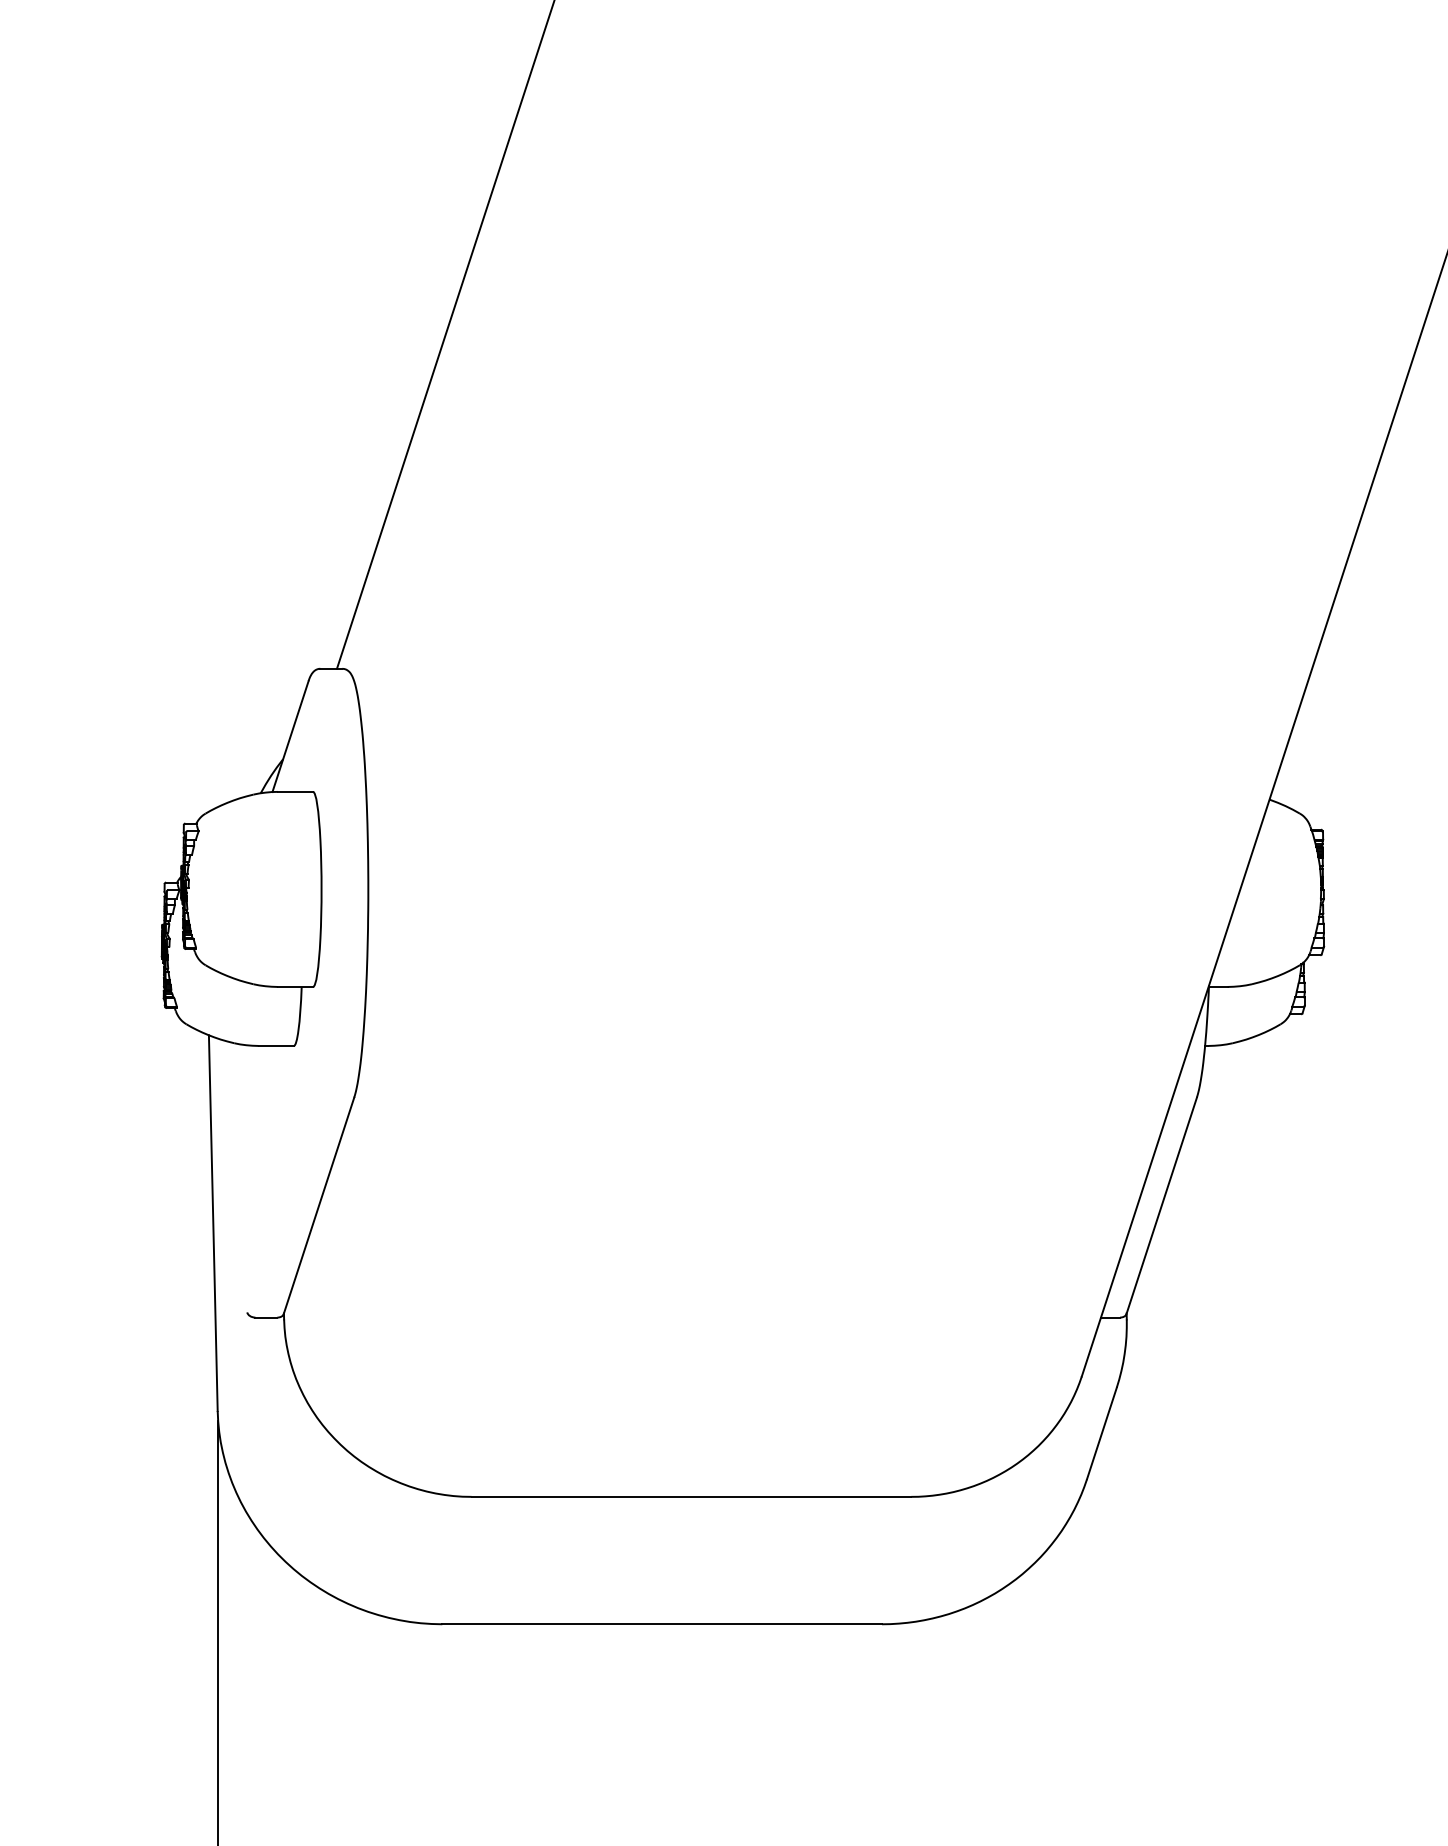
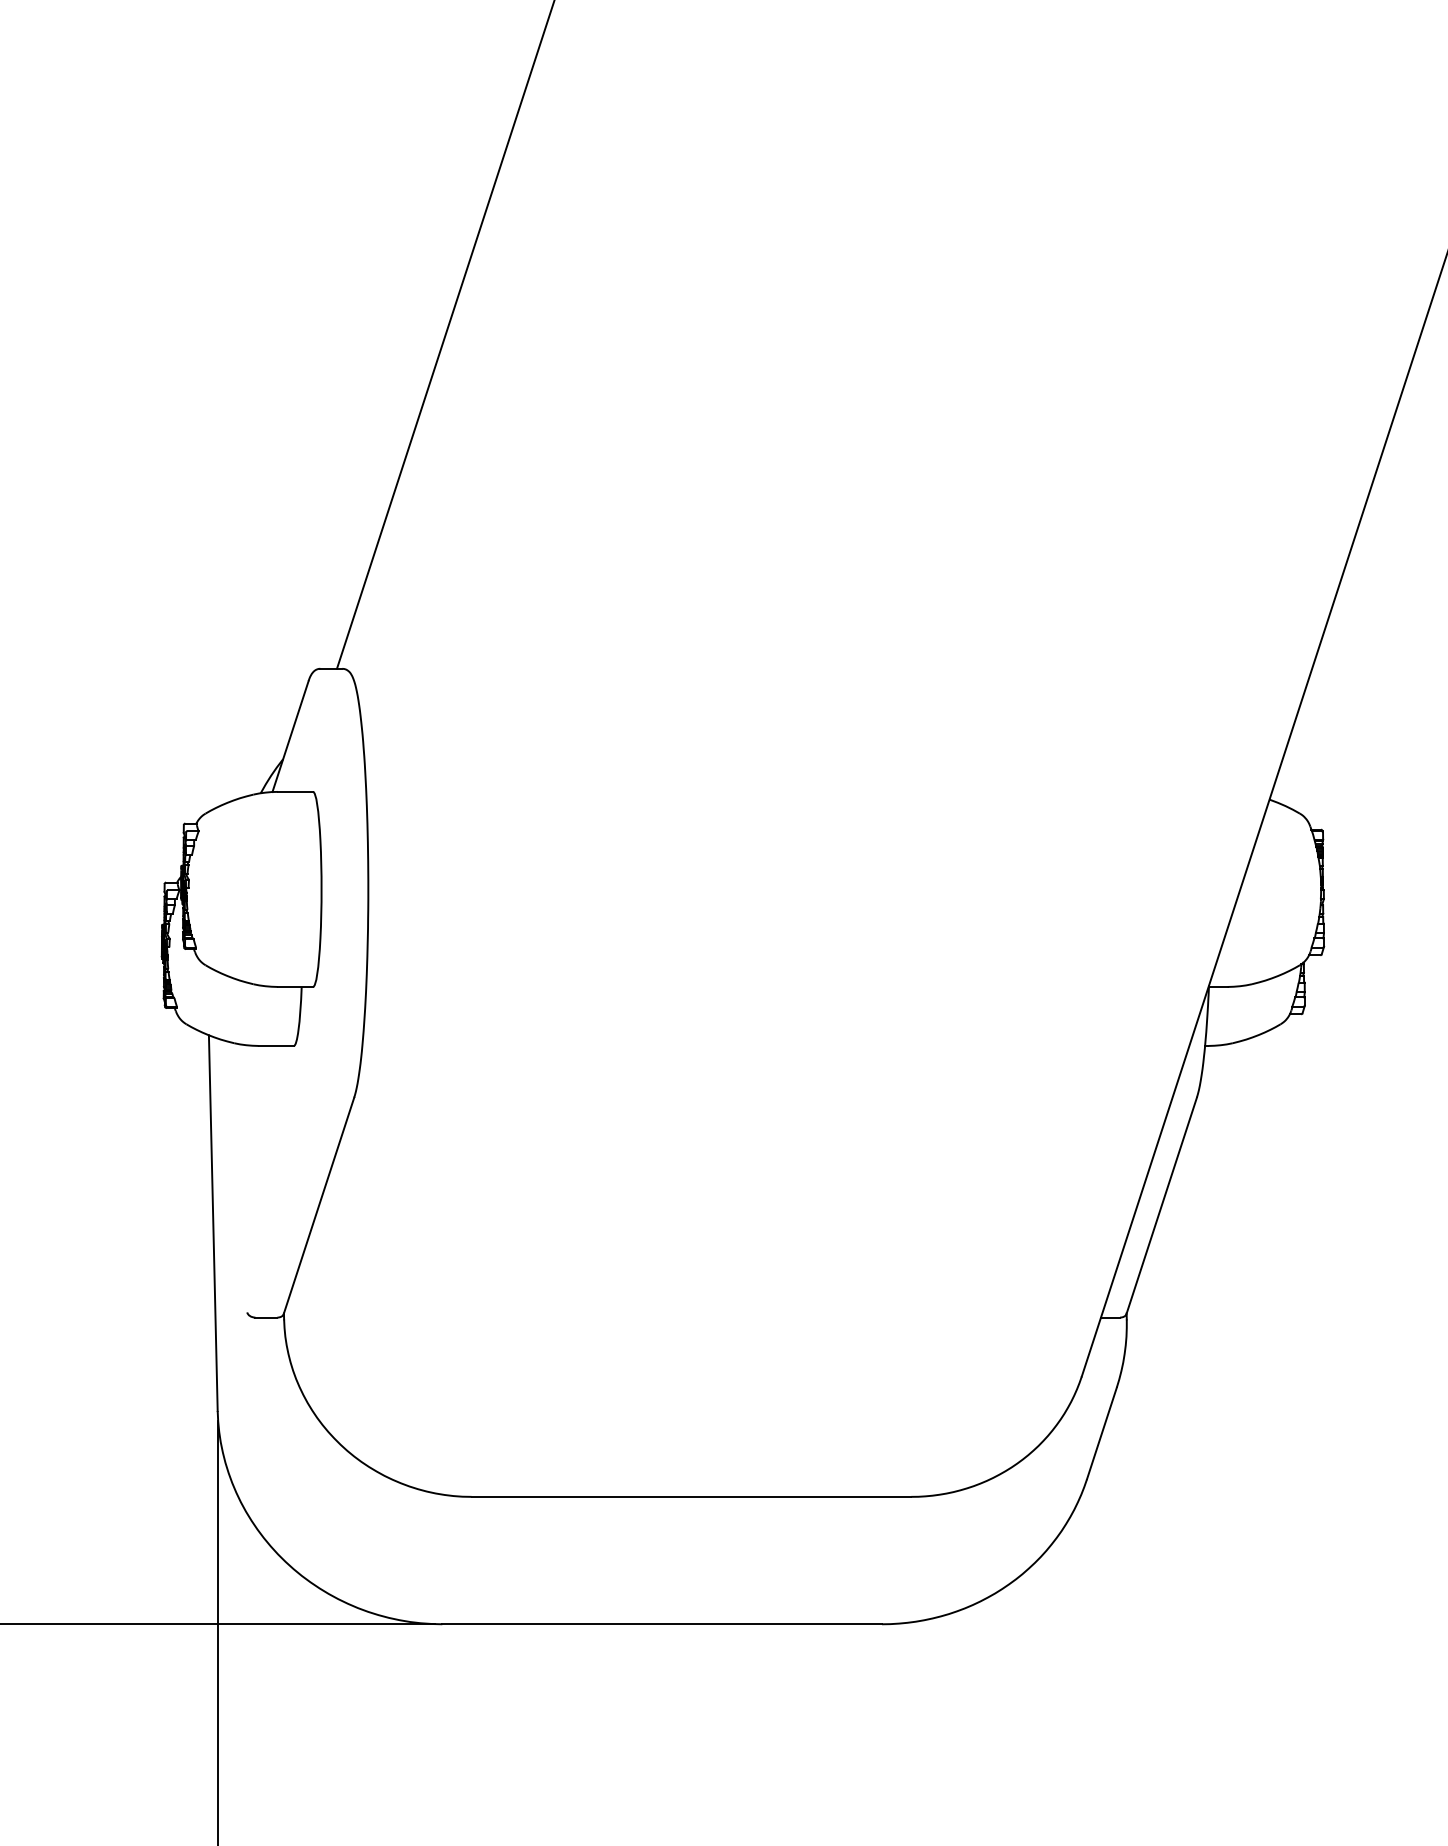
line: none -> present (218, 1623)
